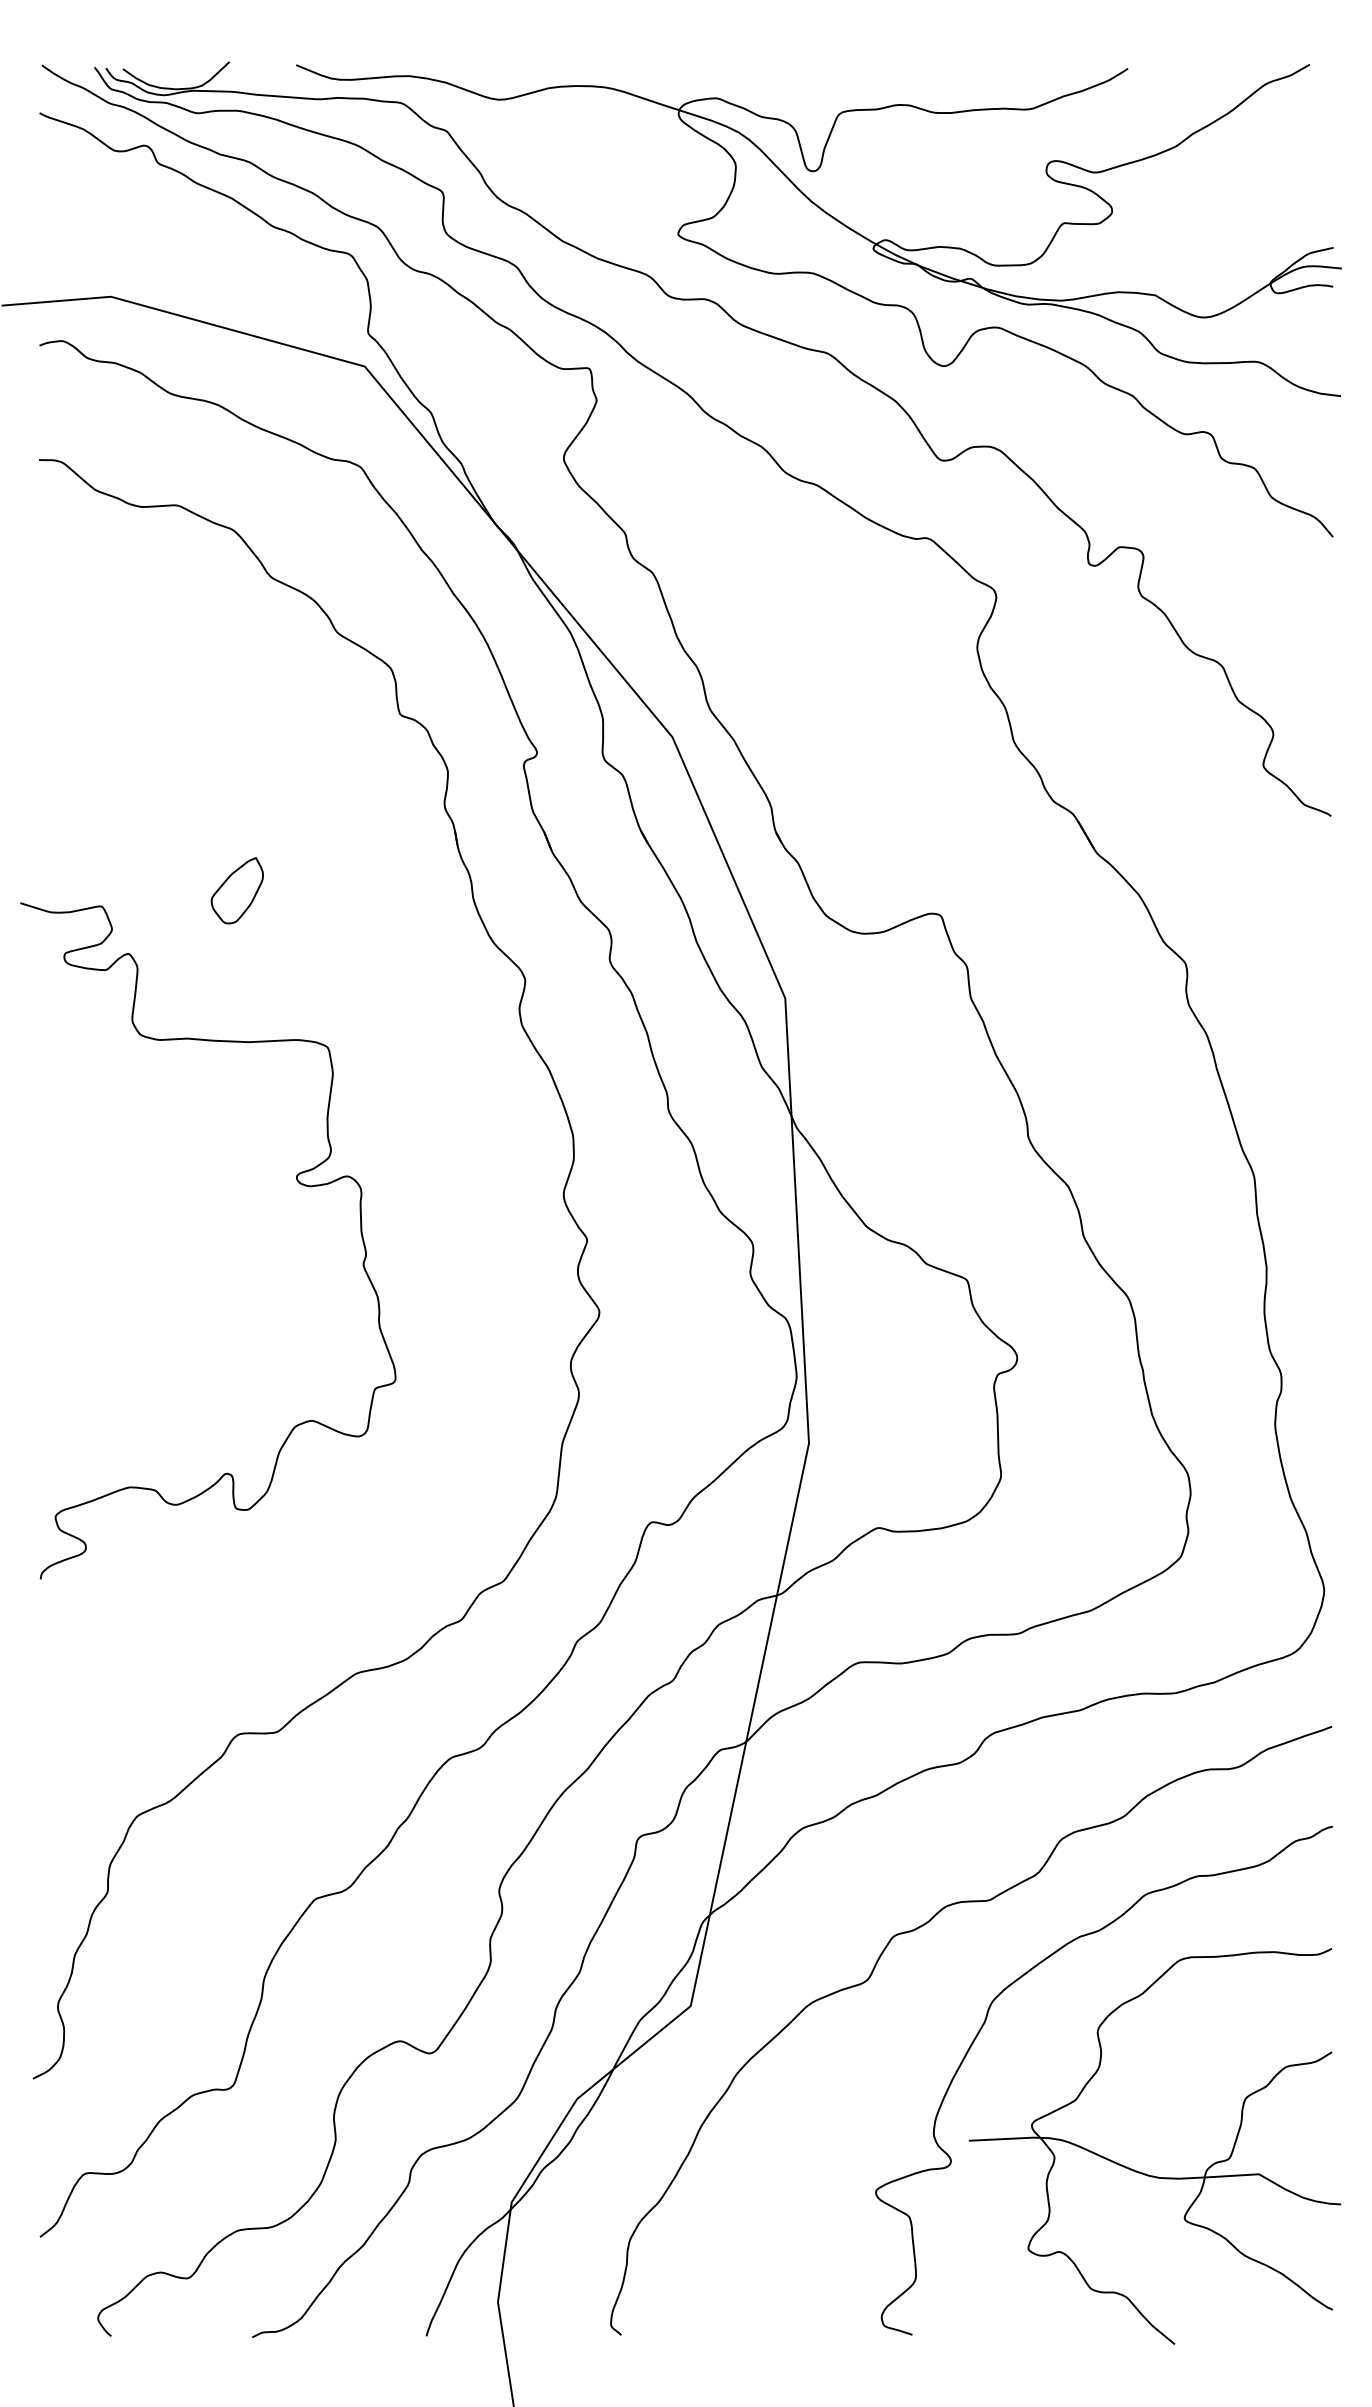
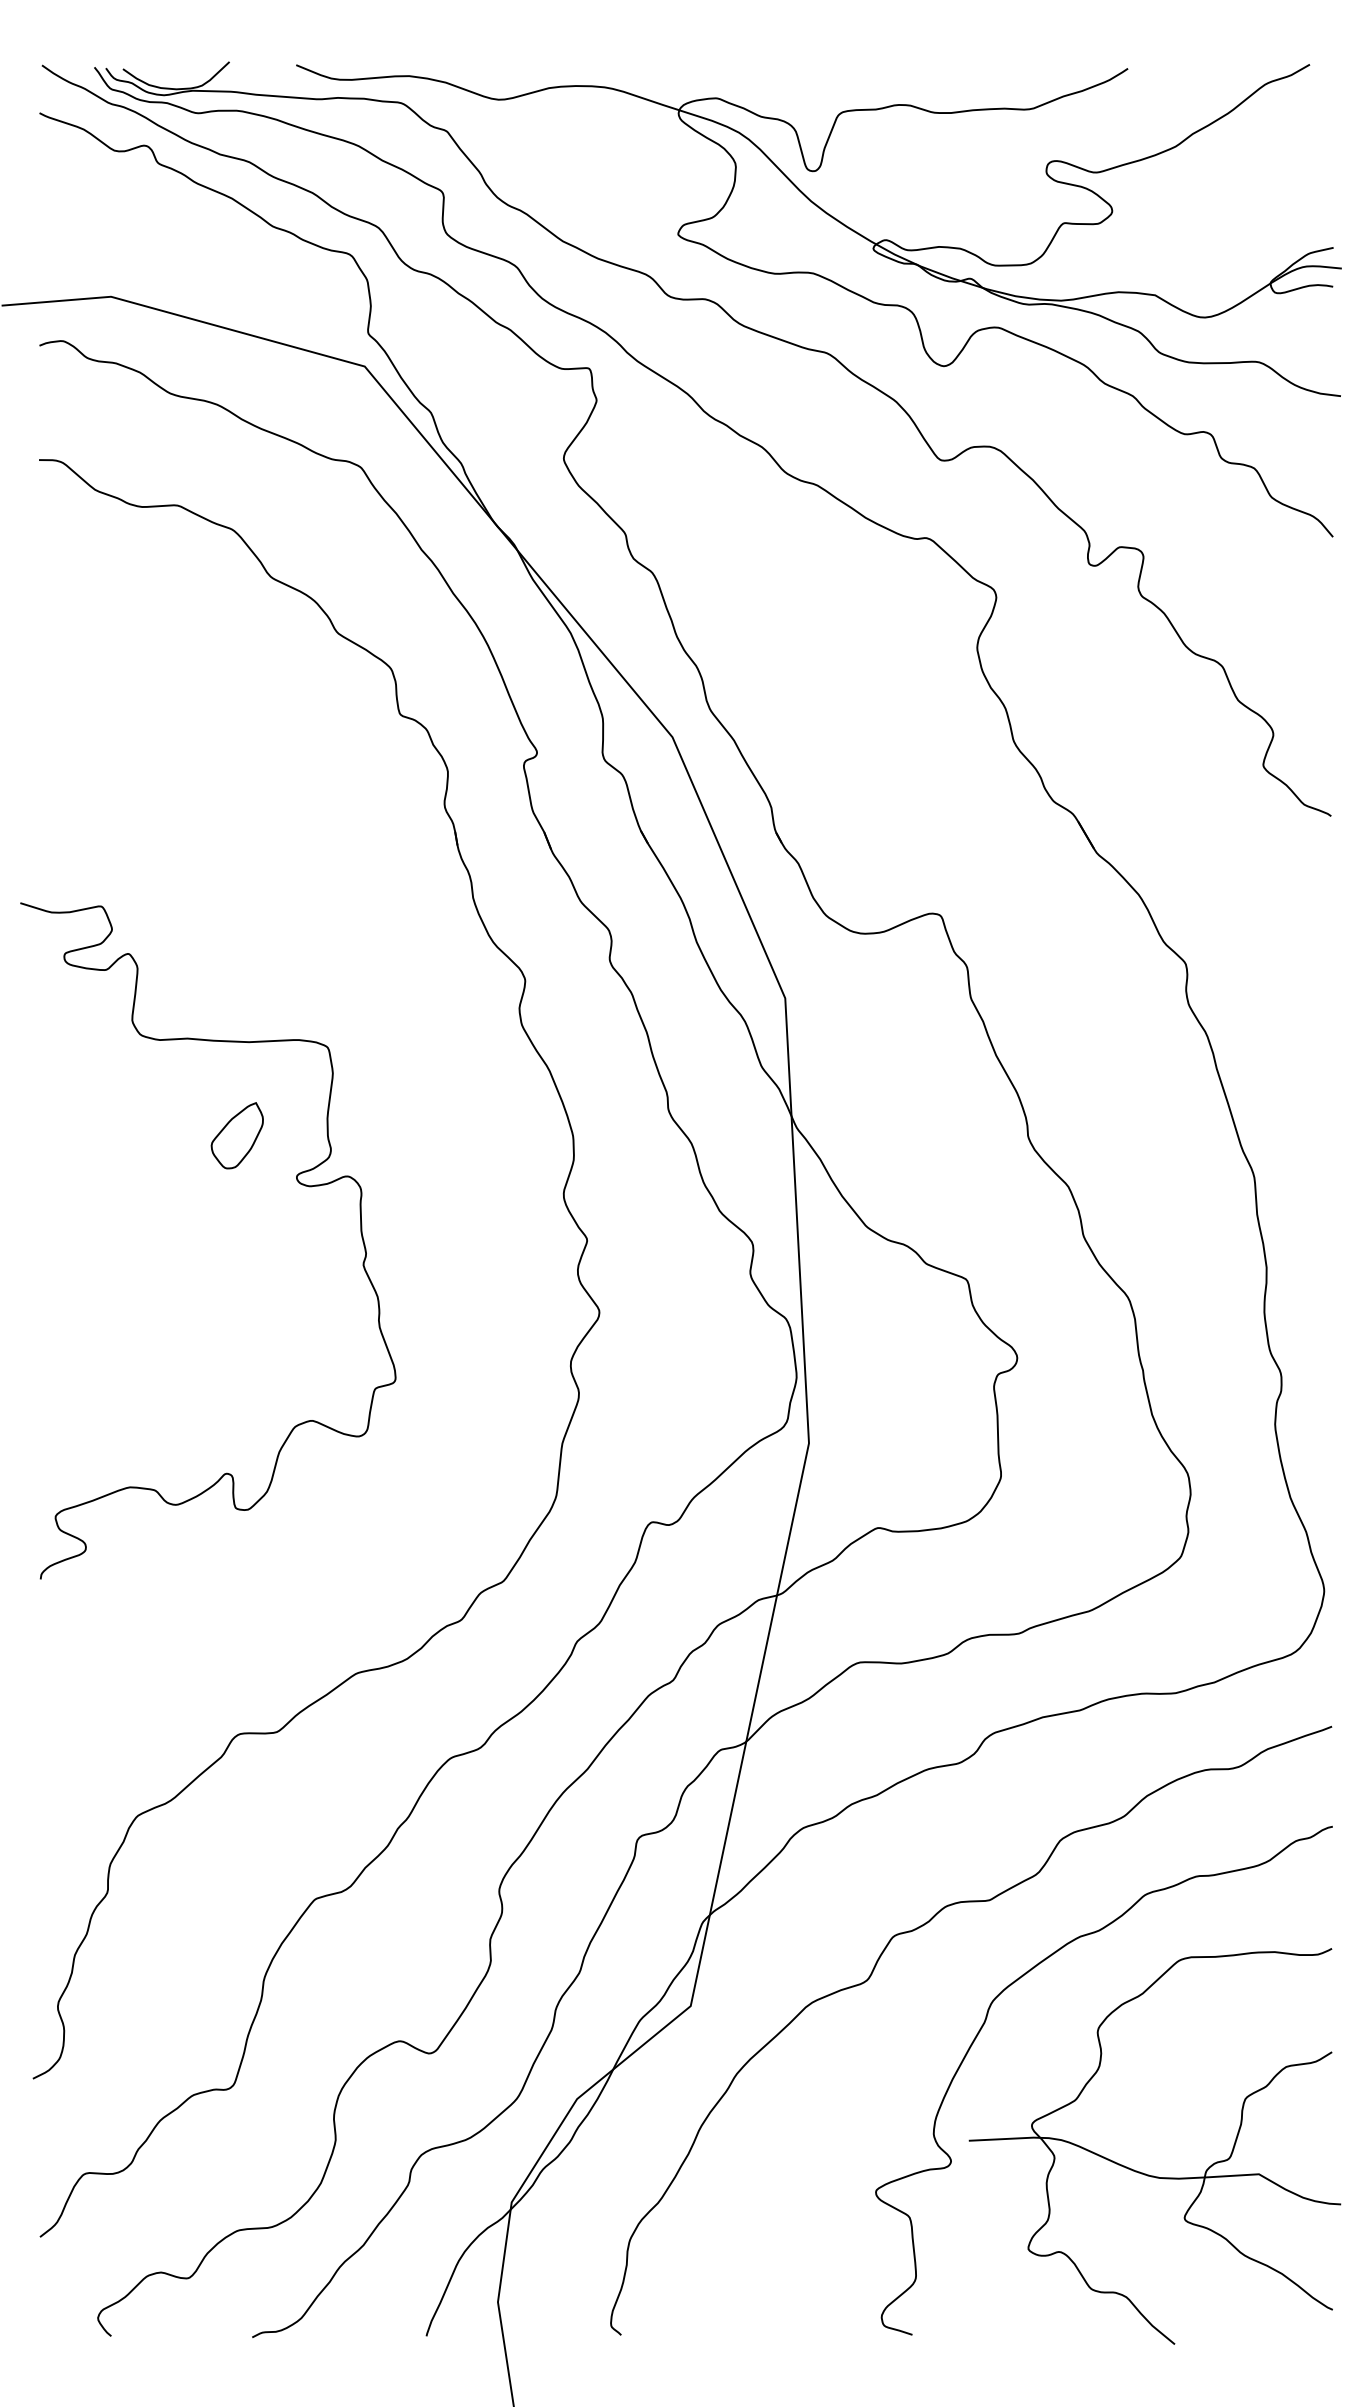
part position: (236, 890) -> (236, 1135) (236, 1135)
